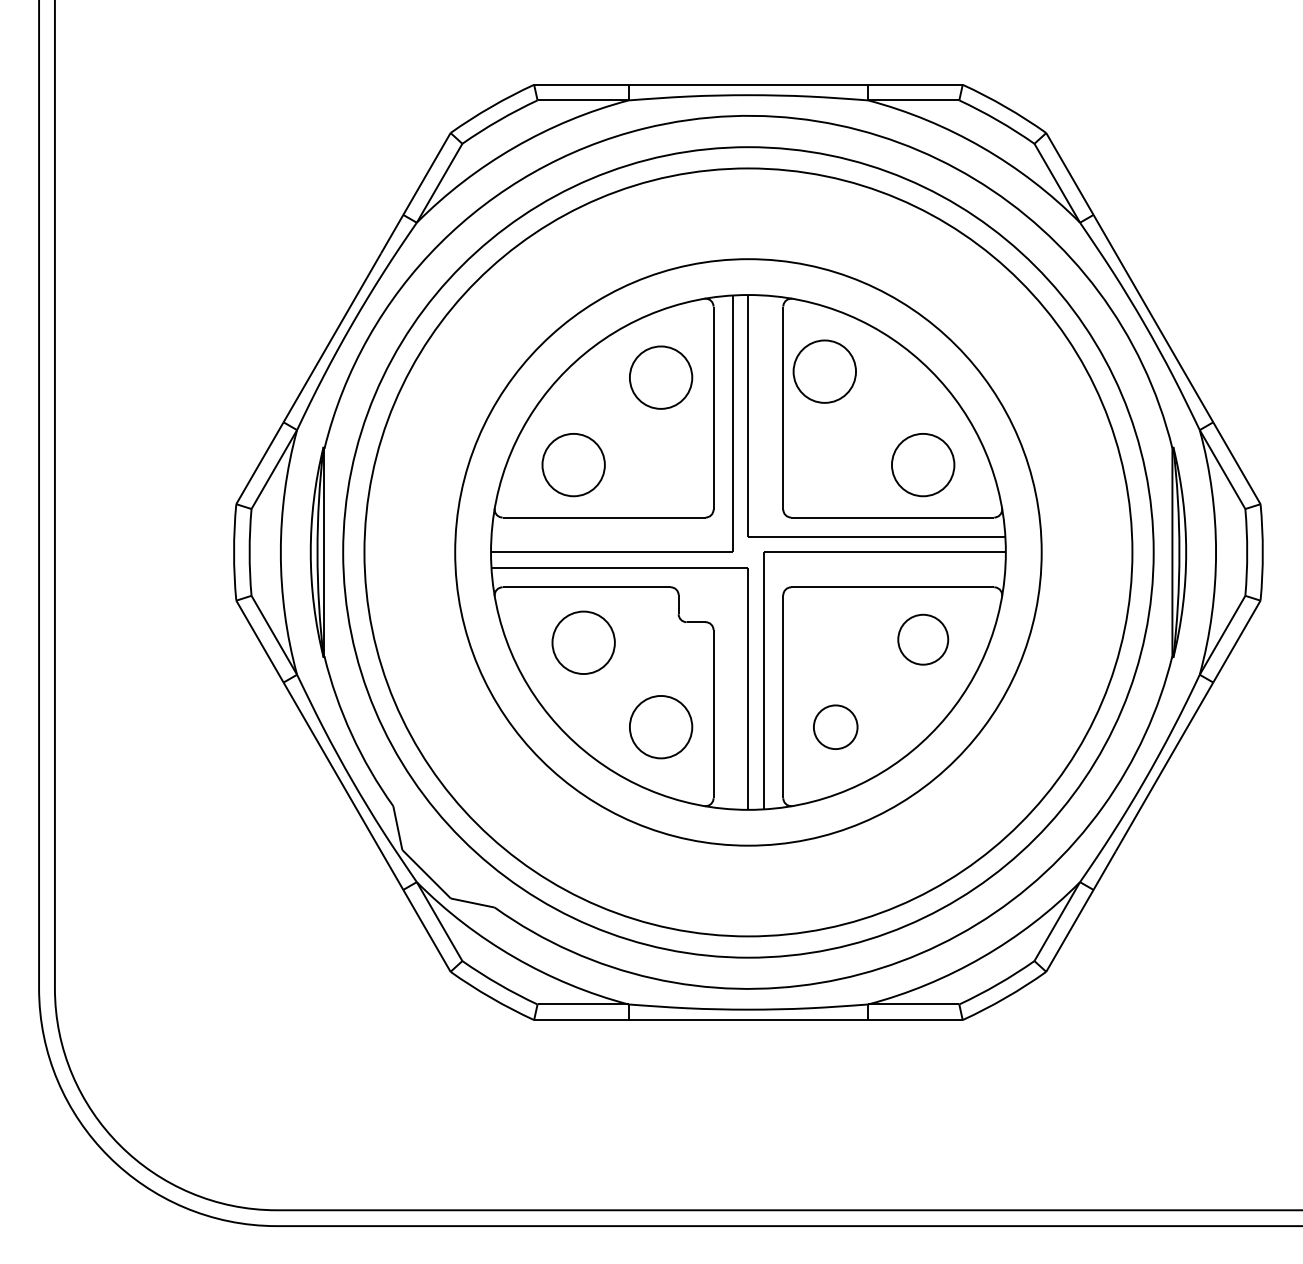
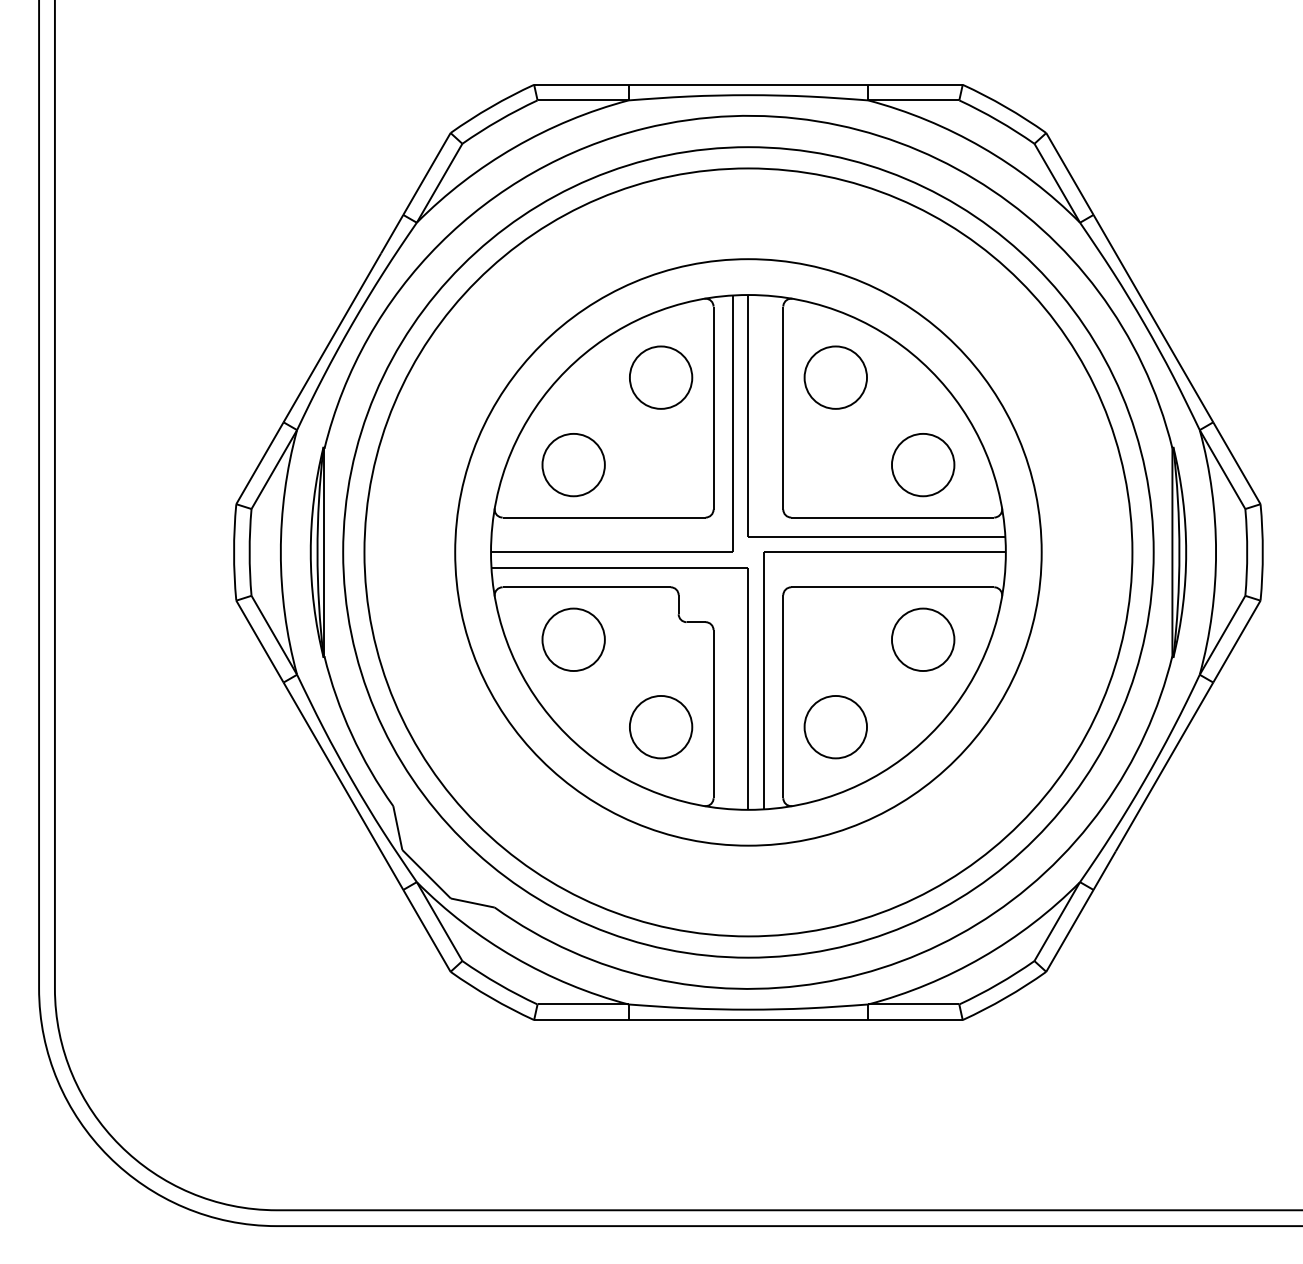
part position: (824, 371) -> (835, 377) (835, 377)
part size: 53x53 px -> 65x65 px (923, 639)
part position: (583, 642) -> (573, 639) (573, 639)
part size: 46x46 px -> 65x65 px (835, 727)
